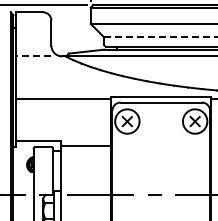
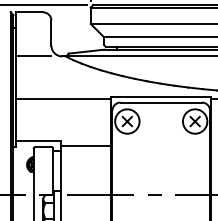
line: dashed -> solid (161, 37)
line: dashed -> solid (33, 56)
